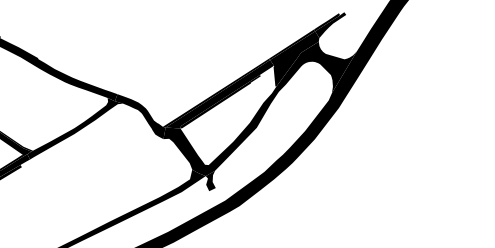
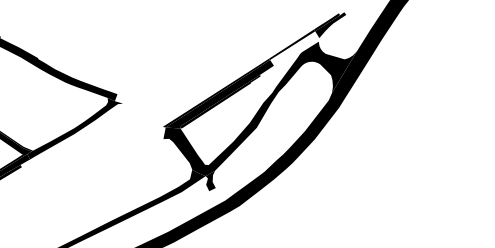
fill: present -> none (294, 58)
fill: present -> none (139, 116)
